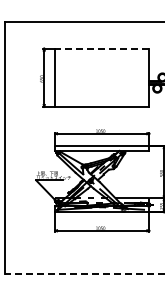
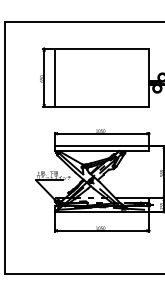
line: dashed -> solid (101, 48)
line: dashed -> solid (84, 274)
